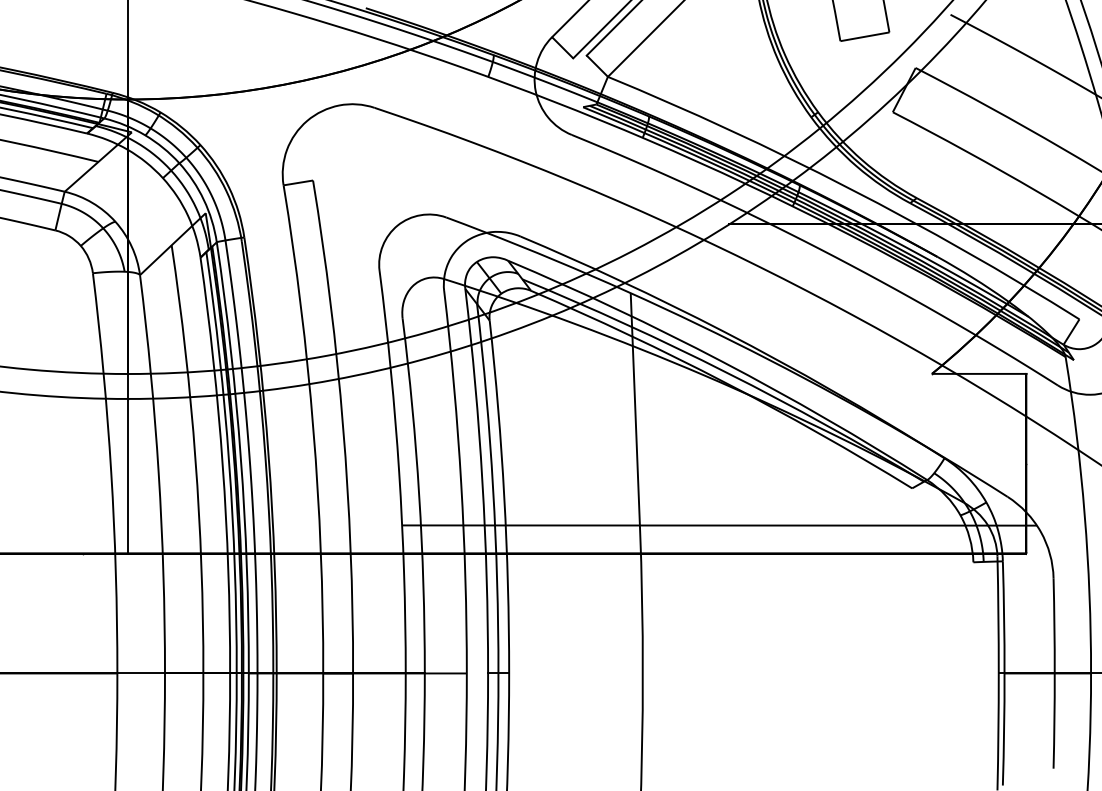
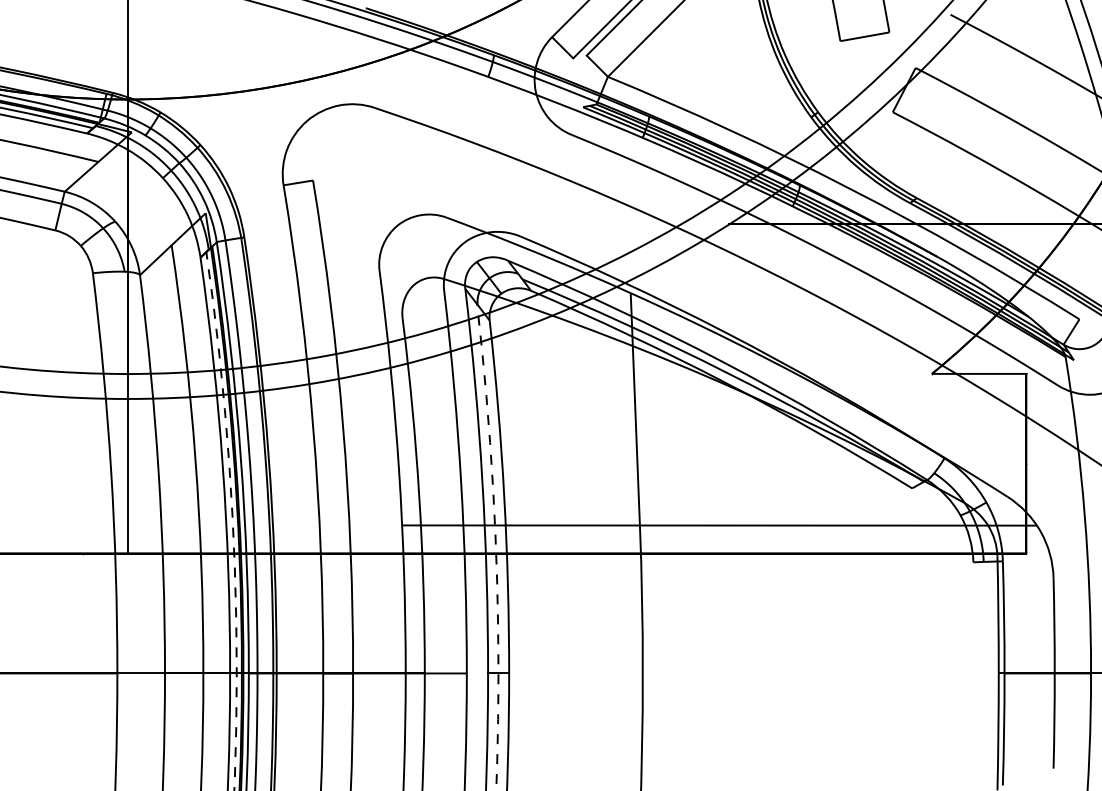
arc: solid -> dashed (232, 519)
arc: solid -> dashed (495, 546)
